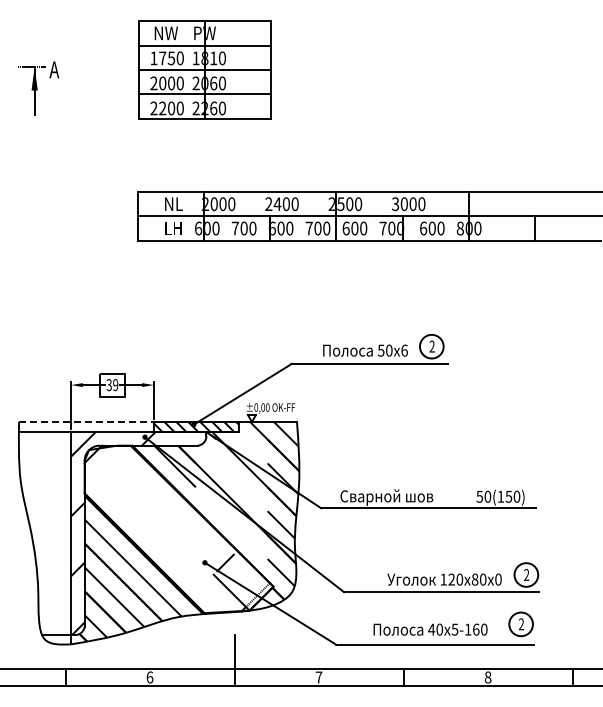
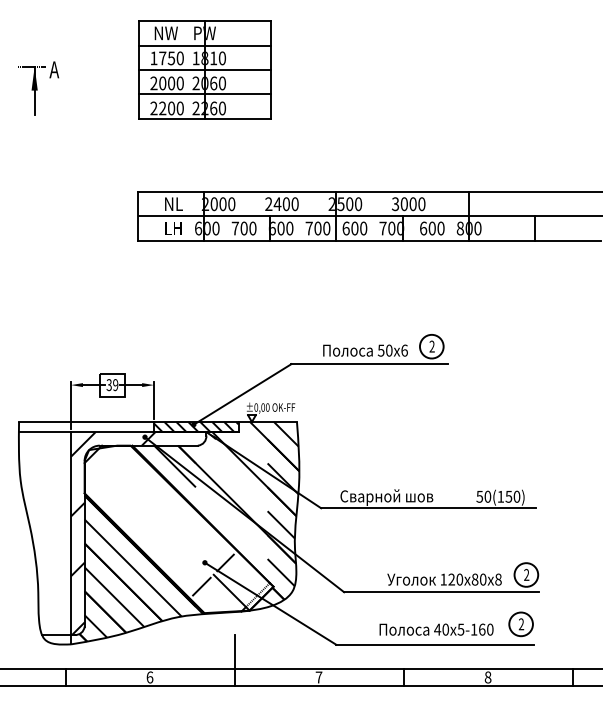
line: dashed -> solid (87, 421)
text: 120x80x0 -> 120x80x8 (498, 579)
line: none -> present (201, 586)
text position: (430, 629) -> (436, 629) (436, 629)
